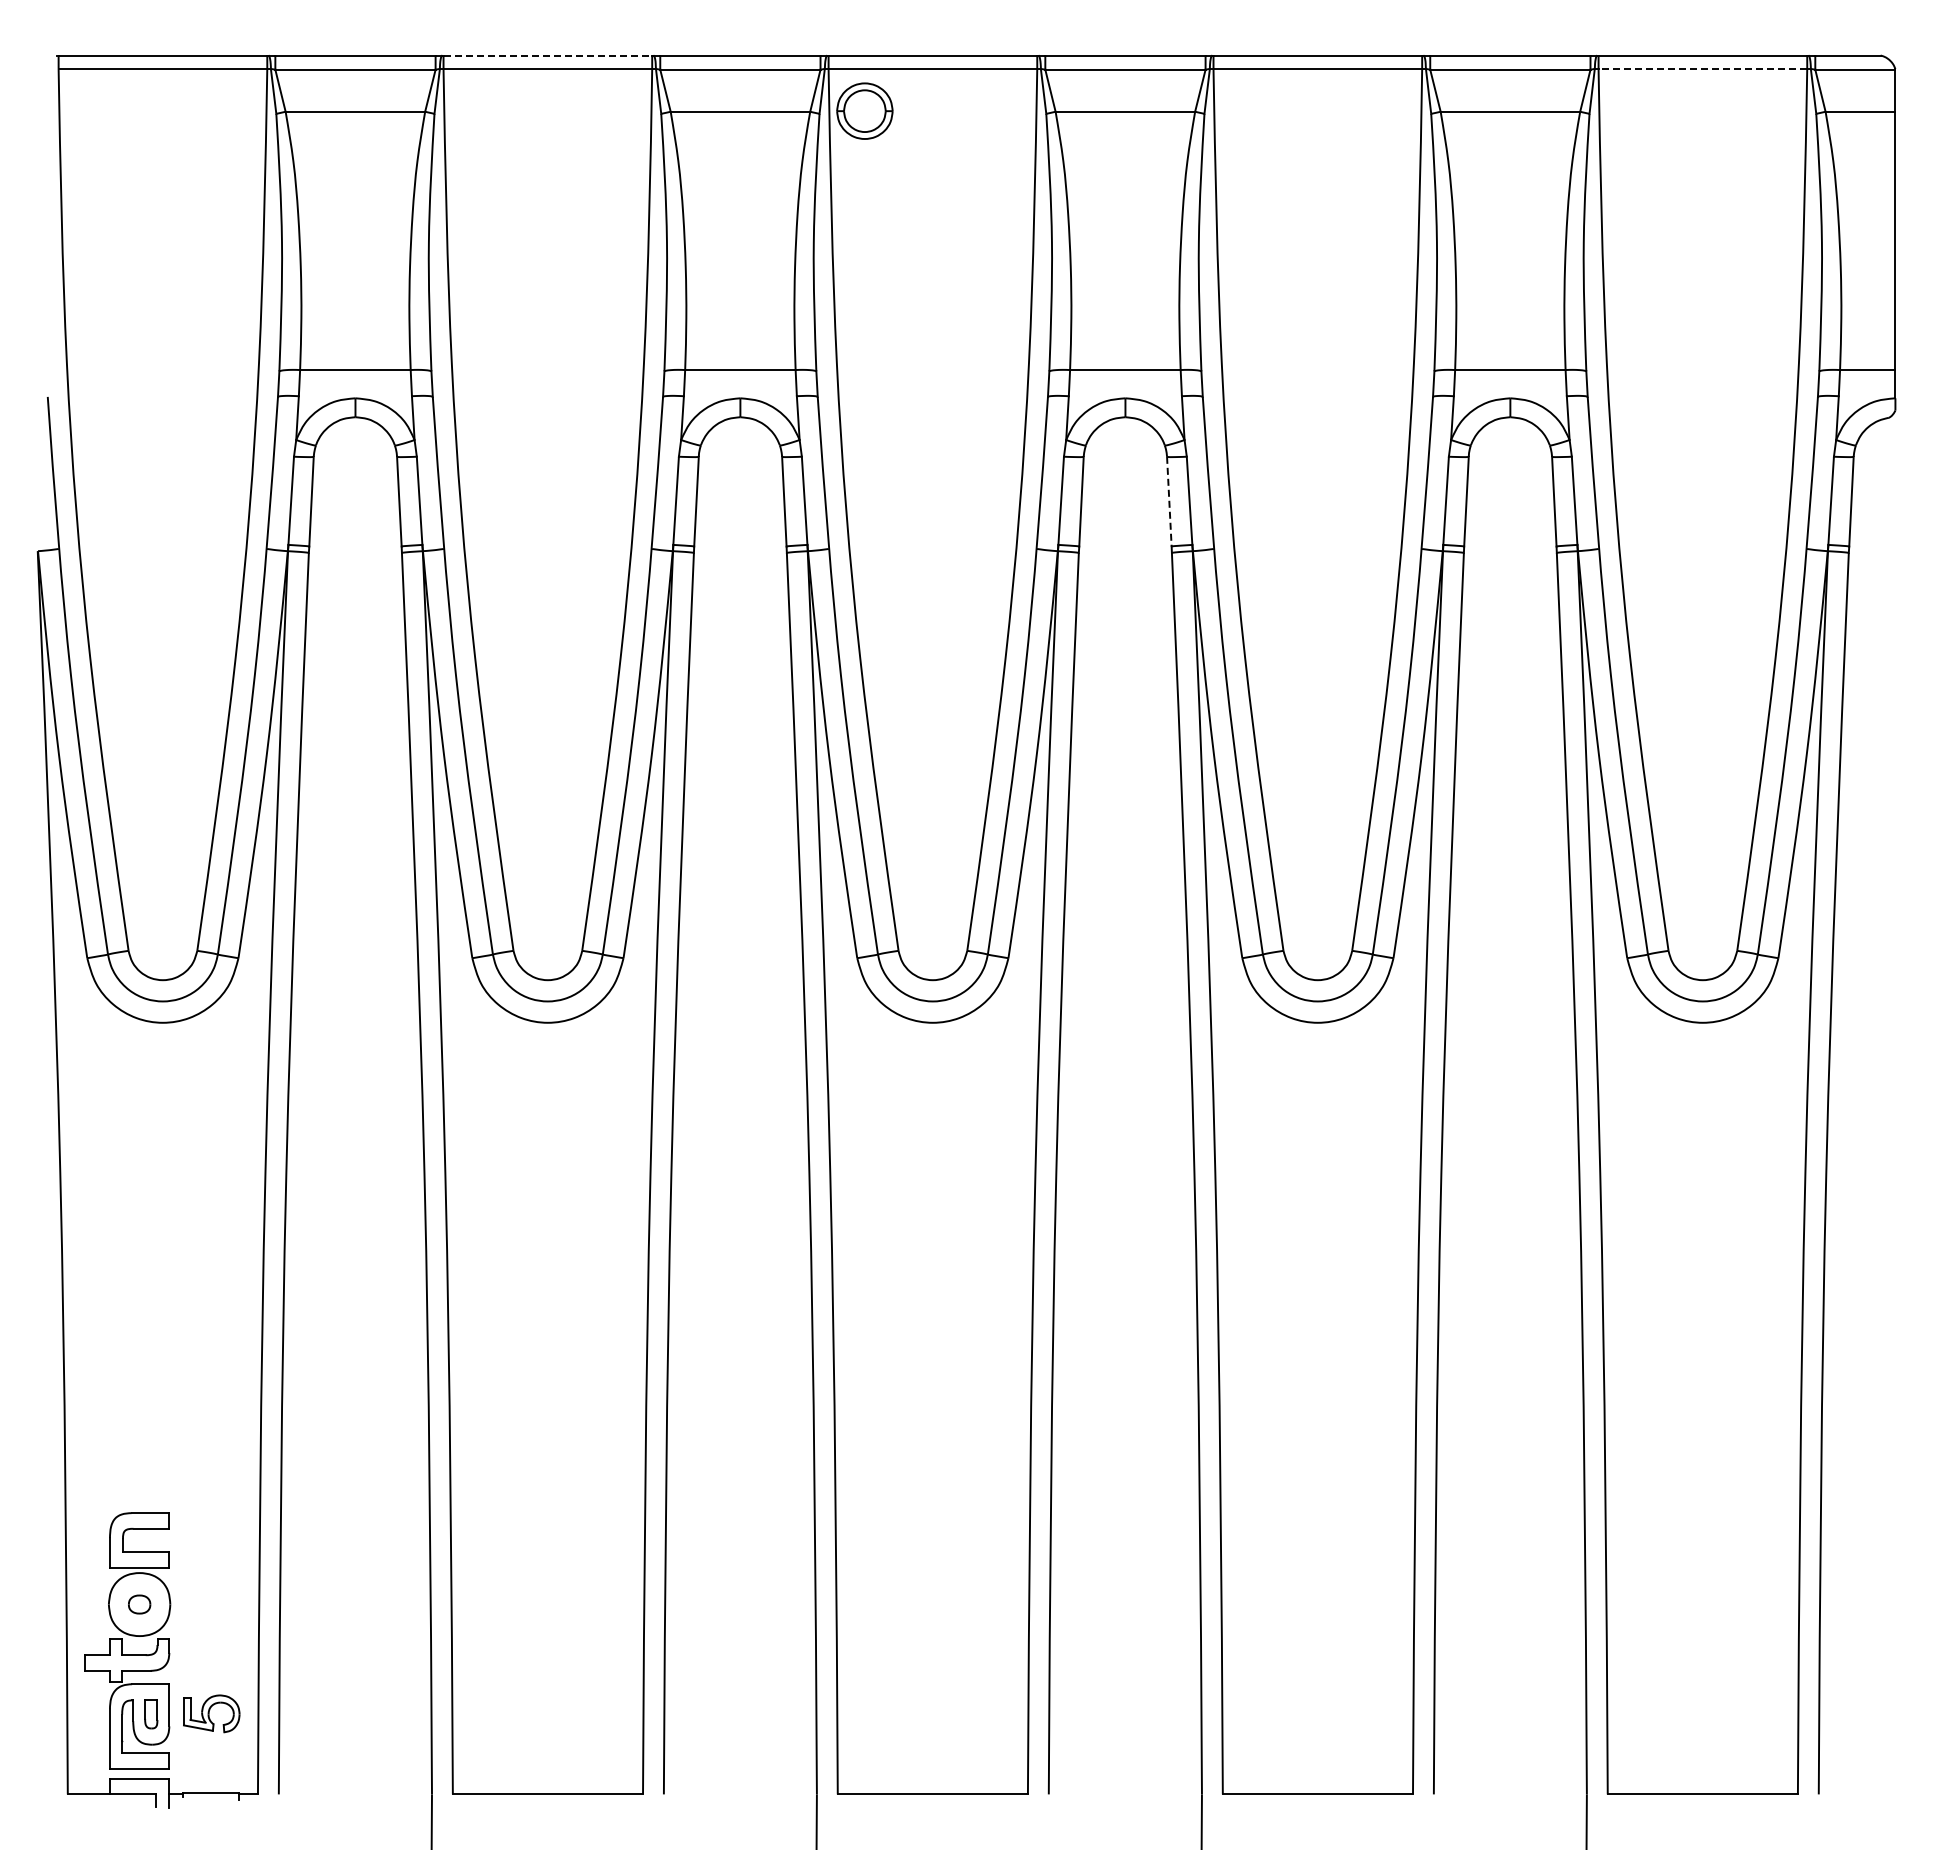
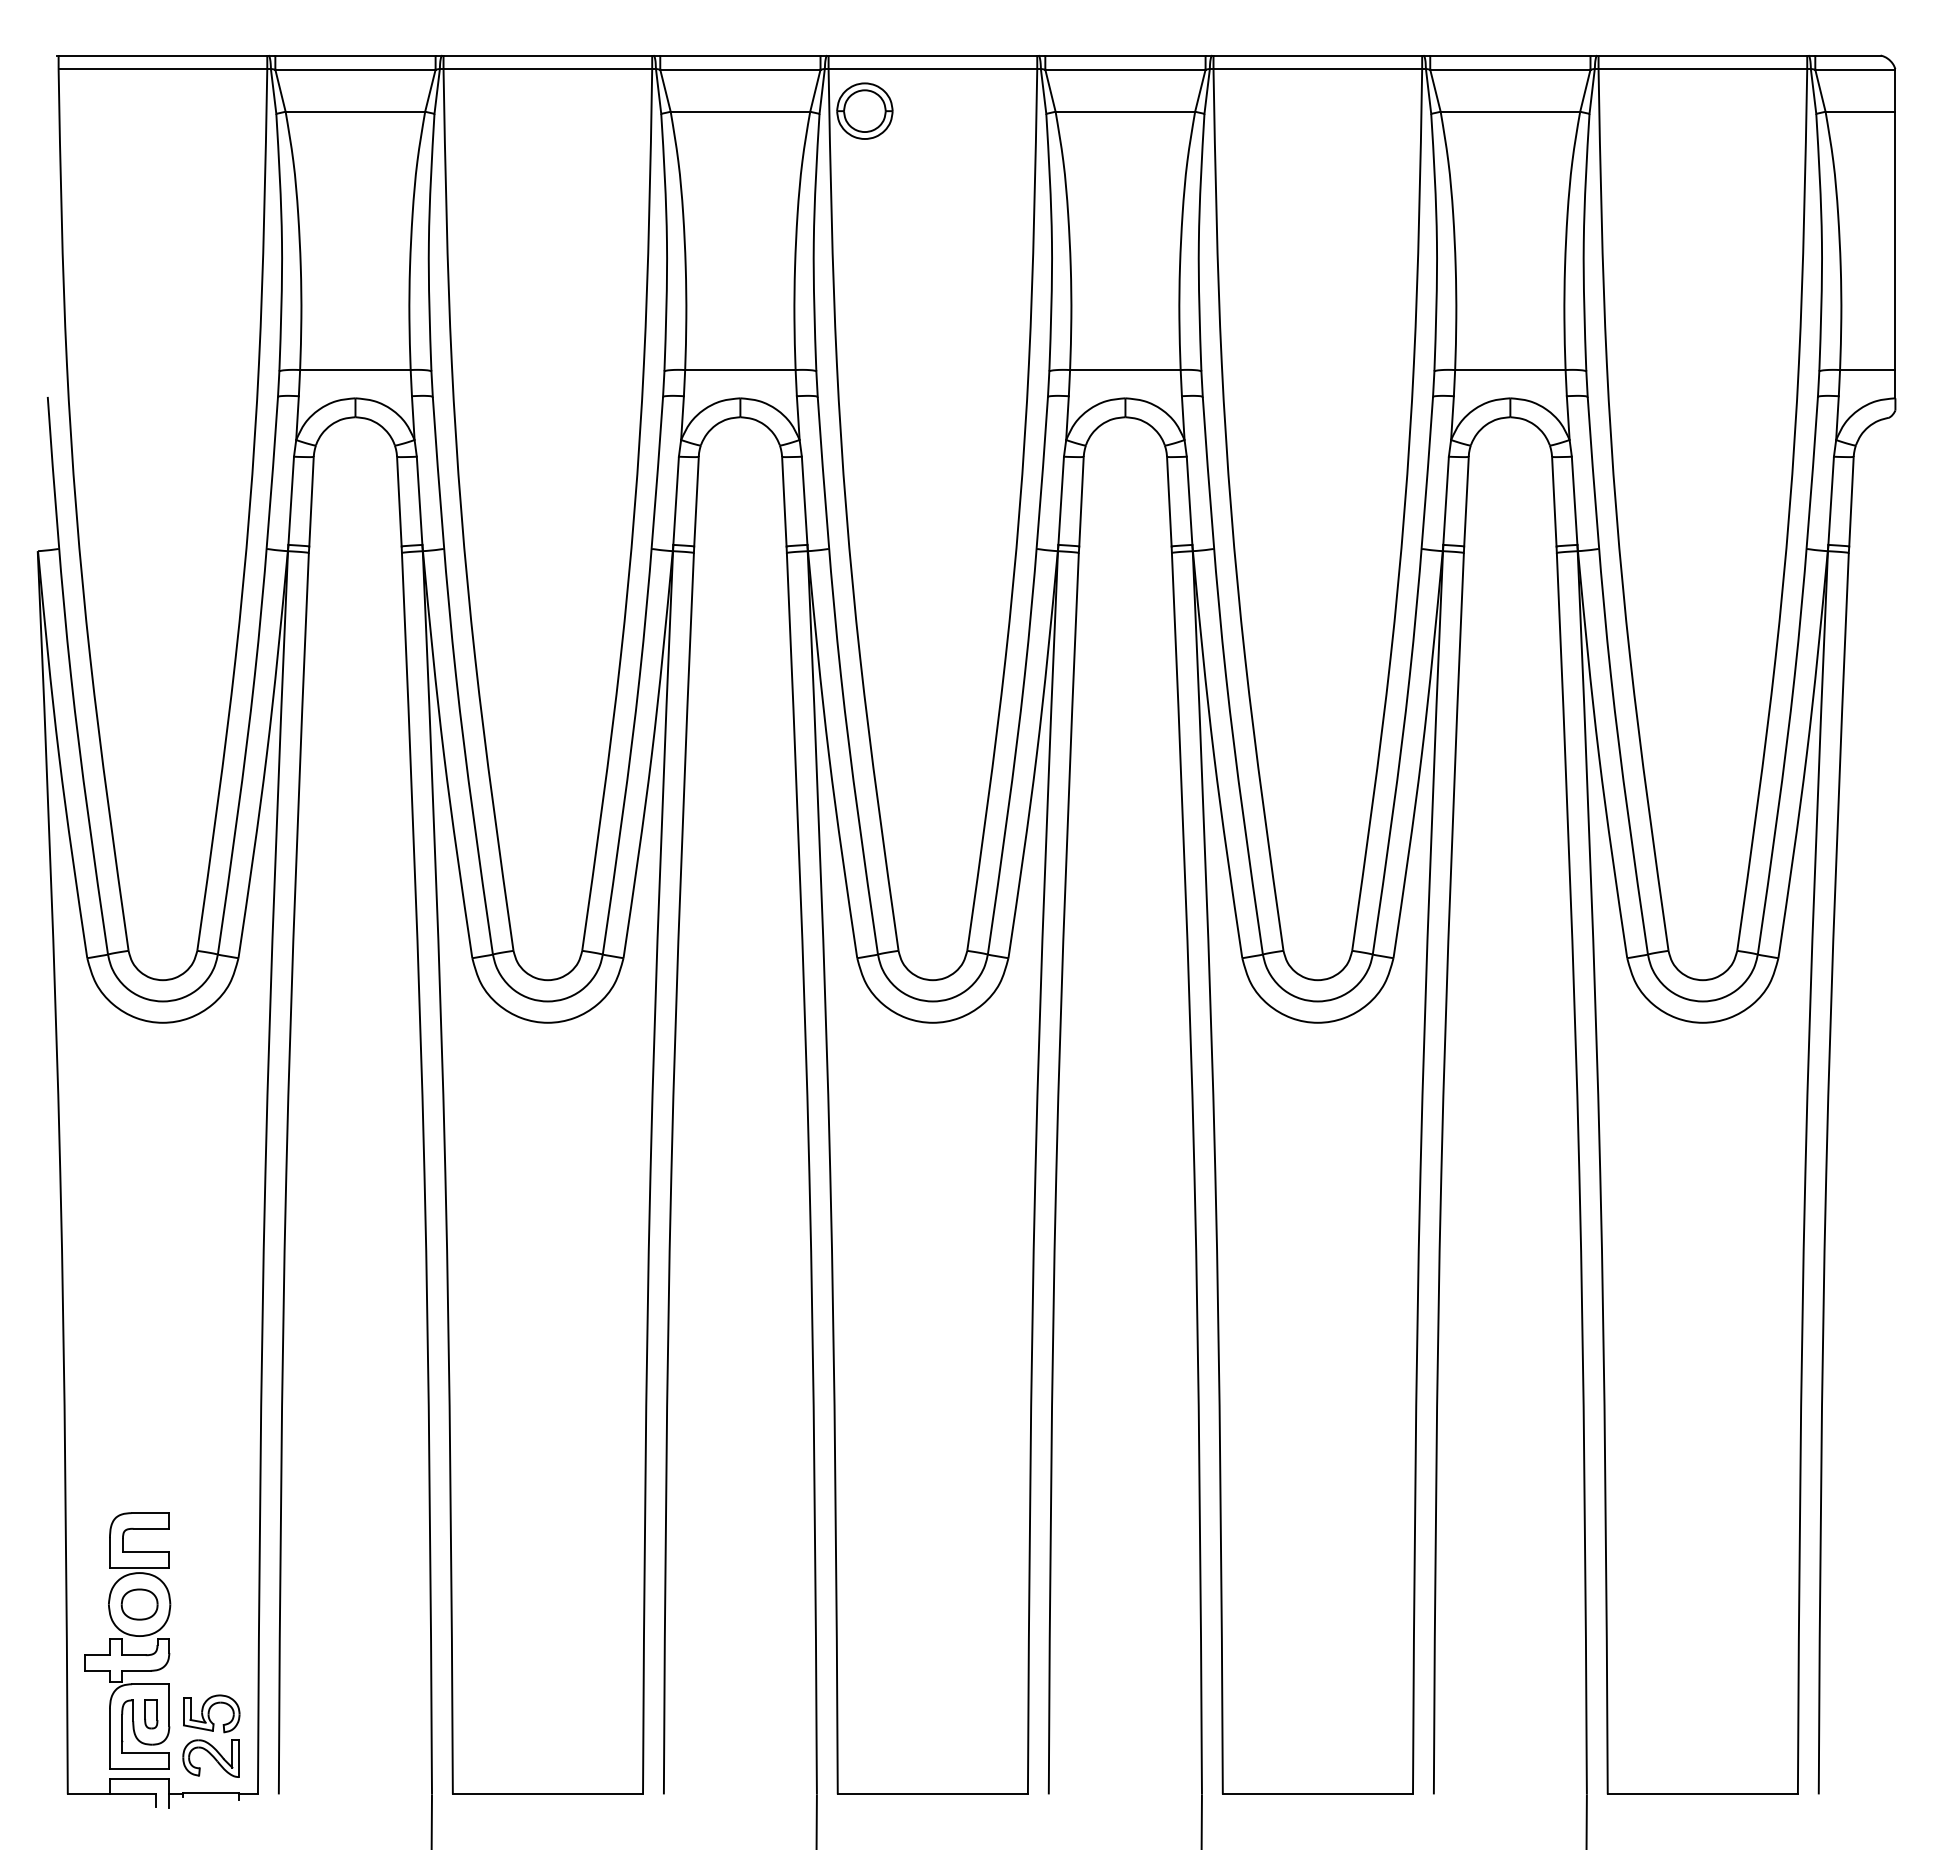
line: dashed -> solid (548, 55)
line: dashed -> solid (1702, 68)
line: dashed -> solid (1169, 501)
part size: 24x21 px -> 39x33 px (139, 1604)
part: none -> present (210, 1758)
